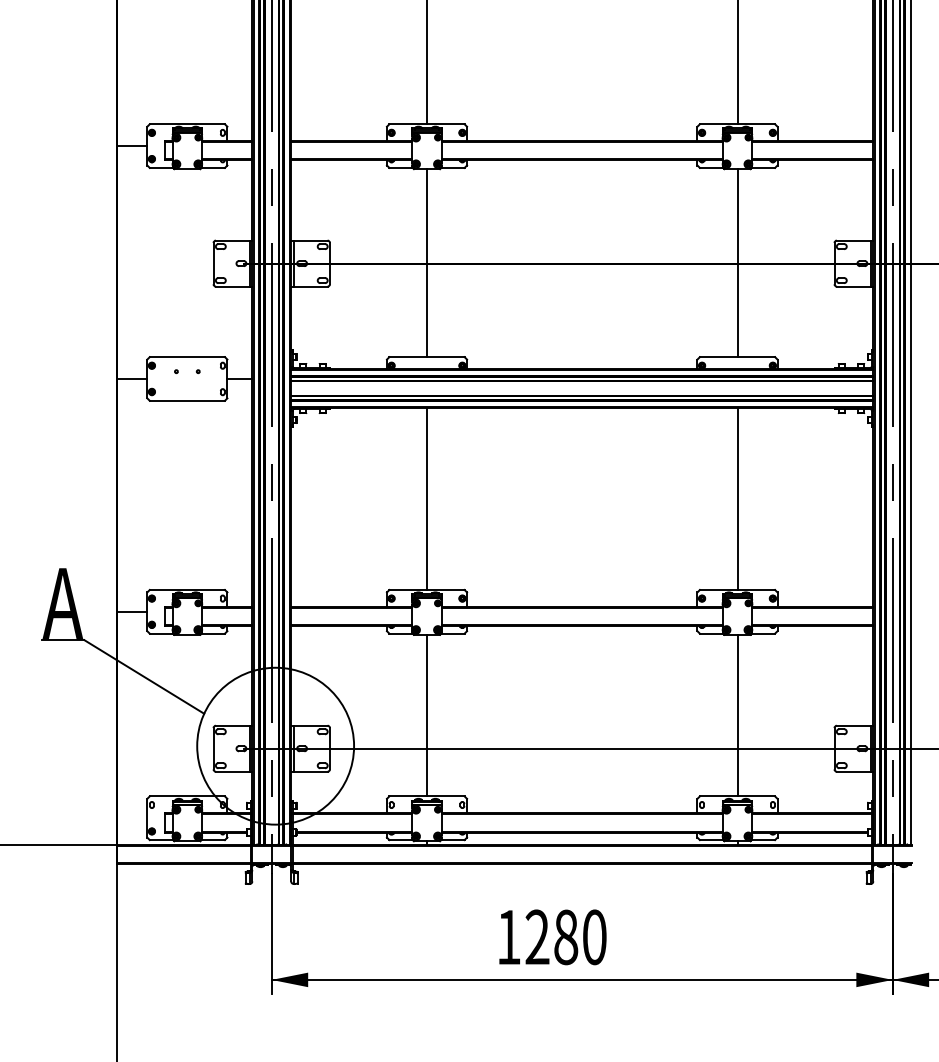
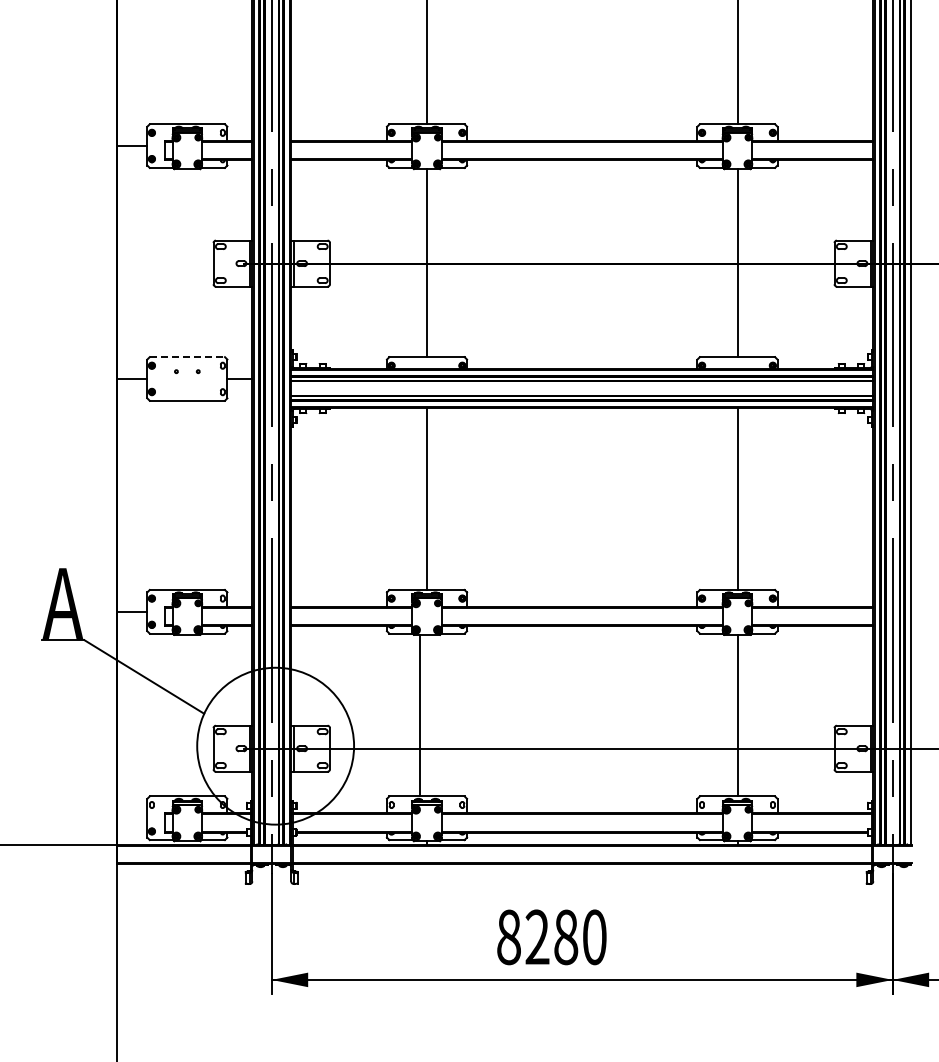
line: solid -> dashed (187, 357)
line position: (427, 715) -> (420, 715) (420, 715)
text: 1280 -> 8280 (508, 937)
